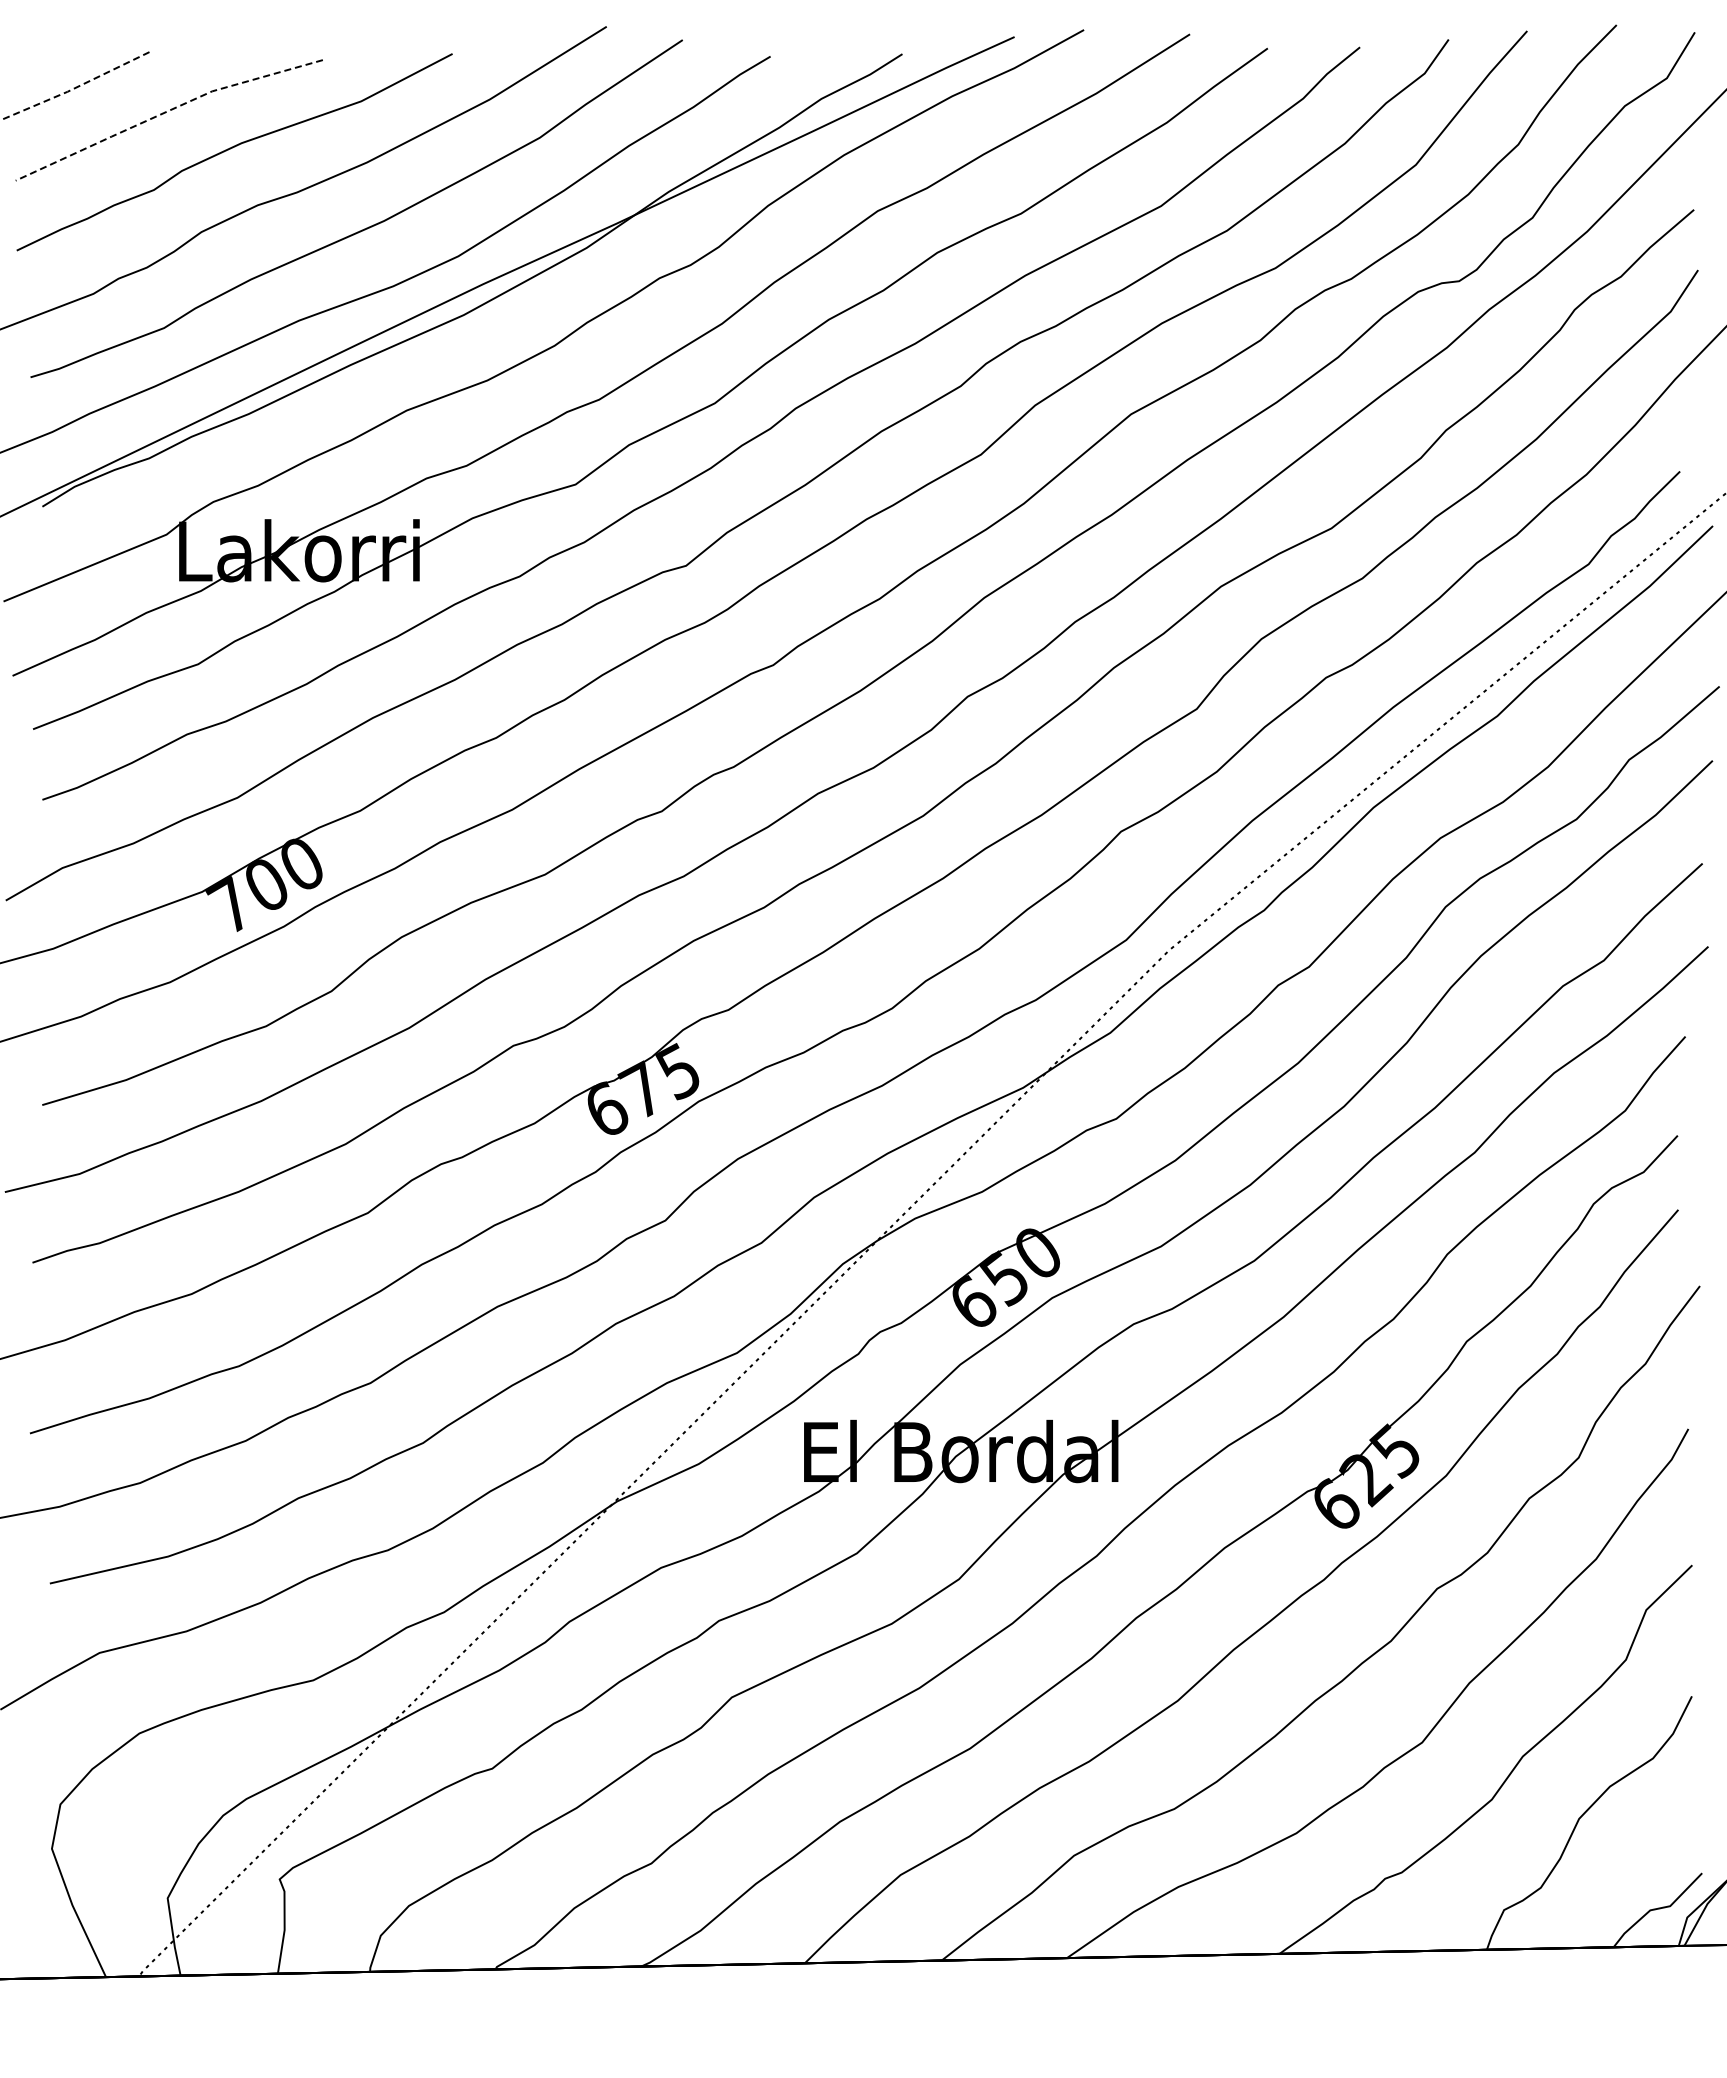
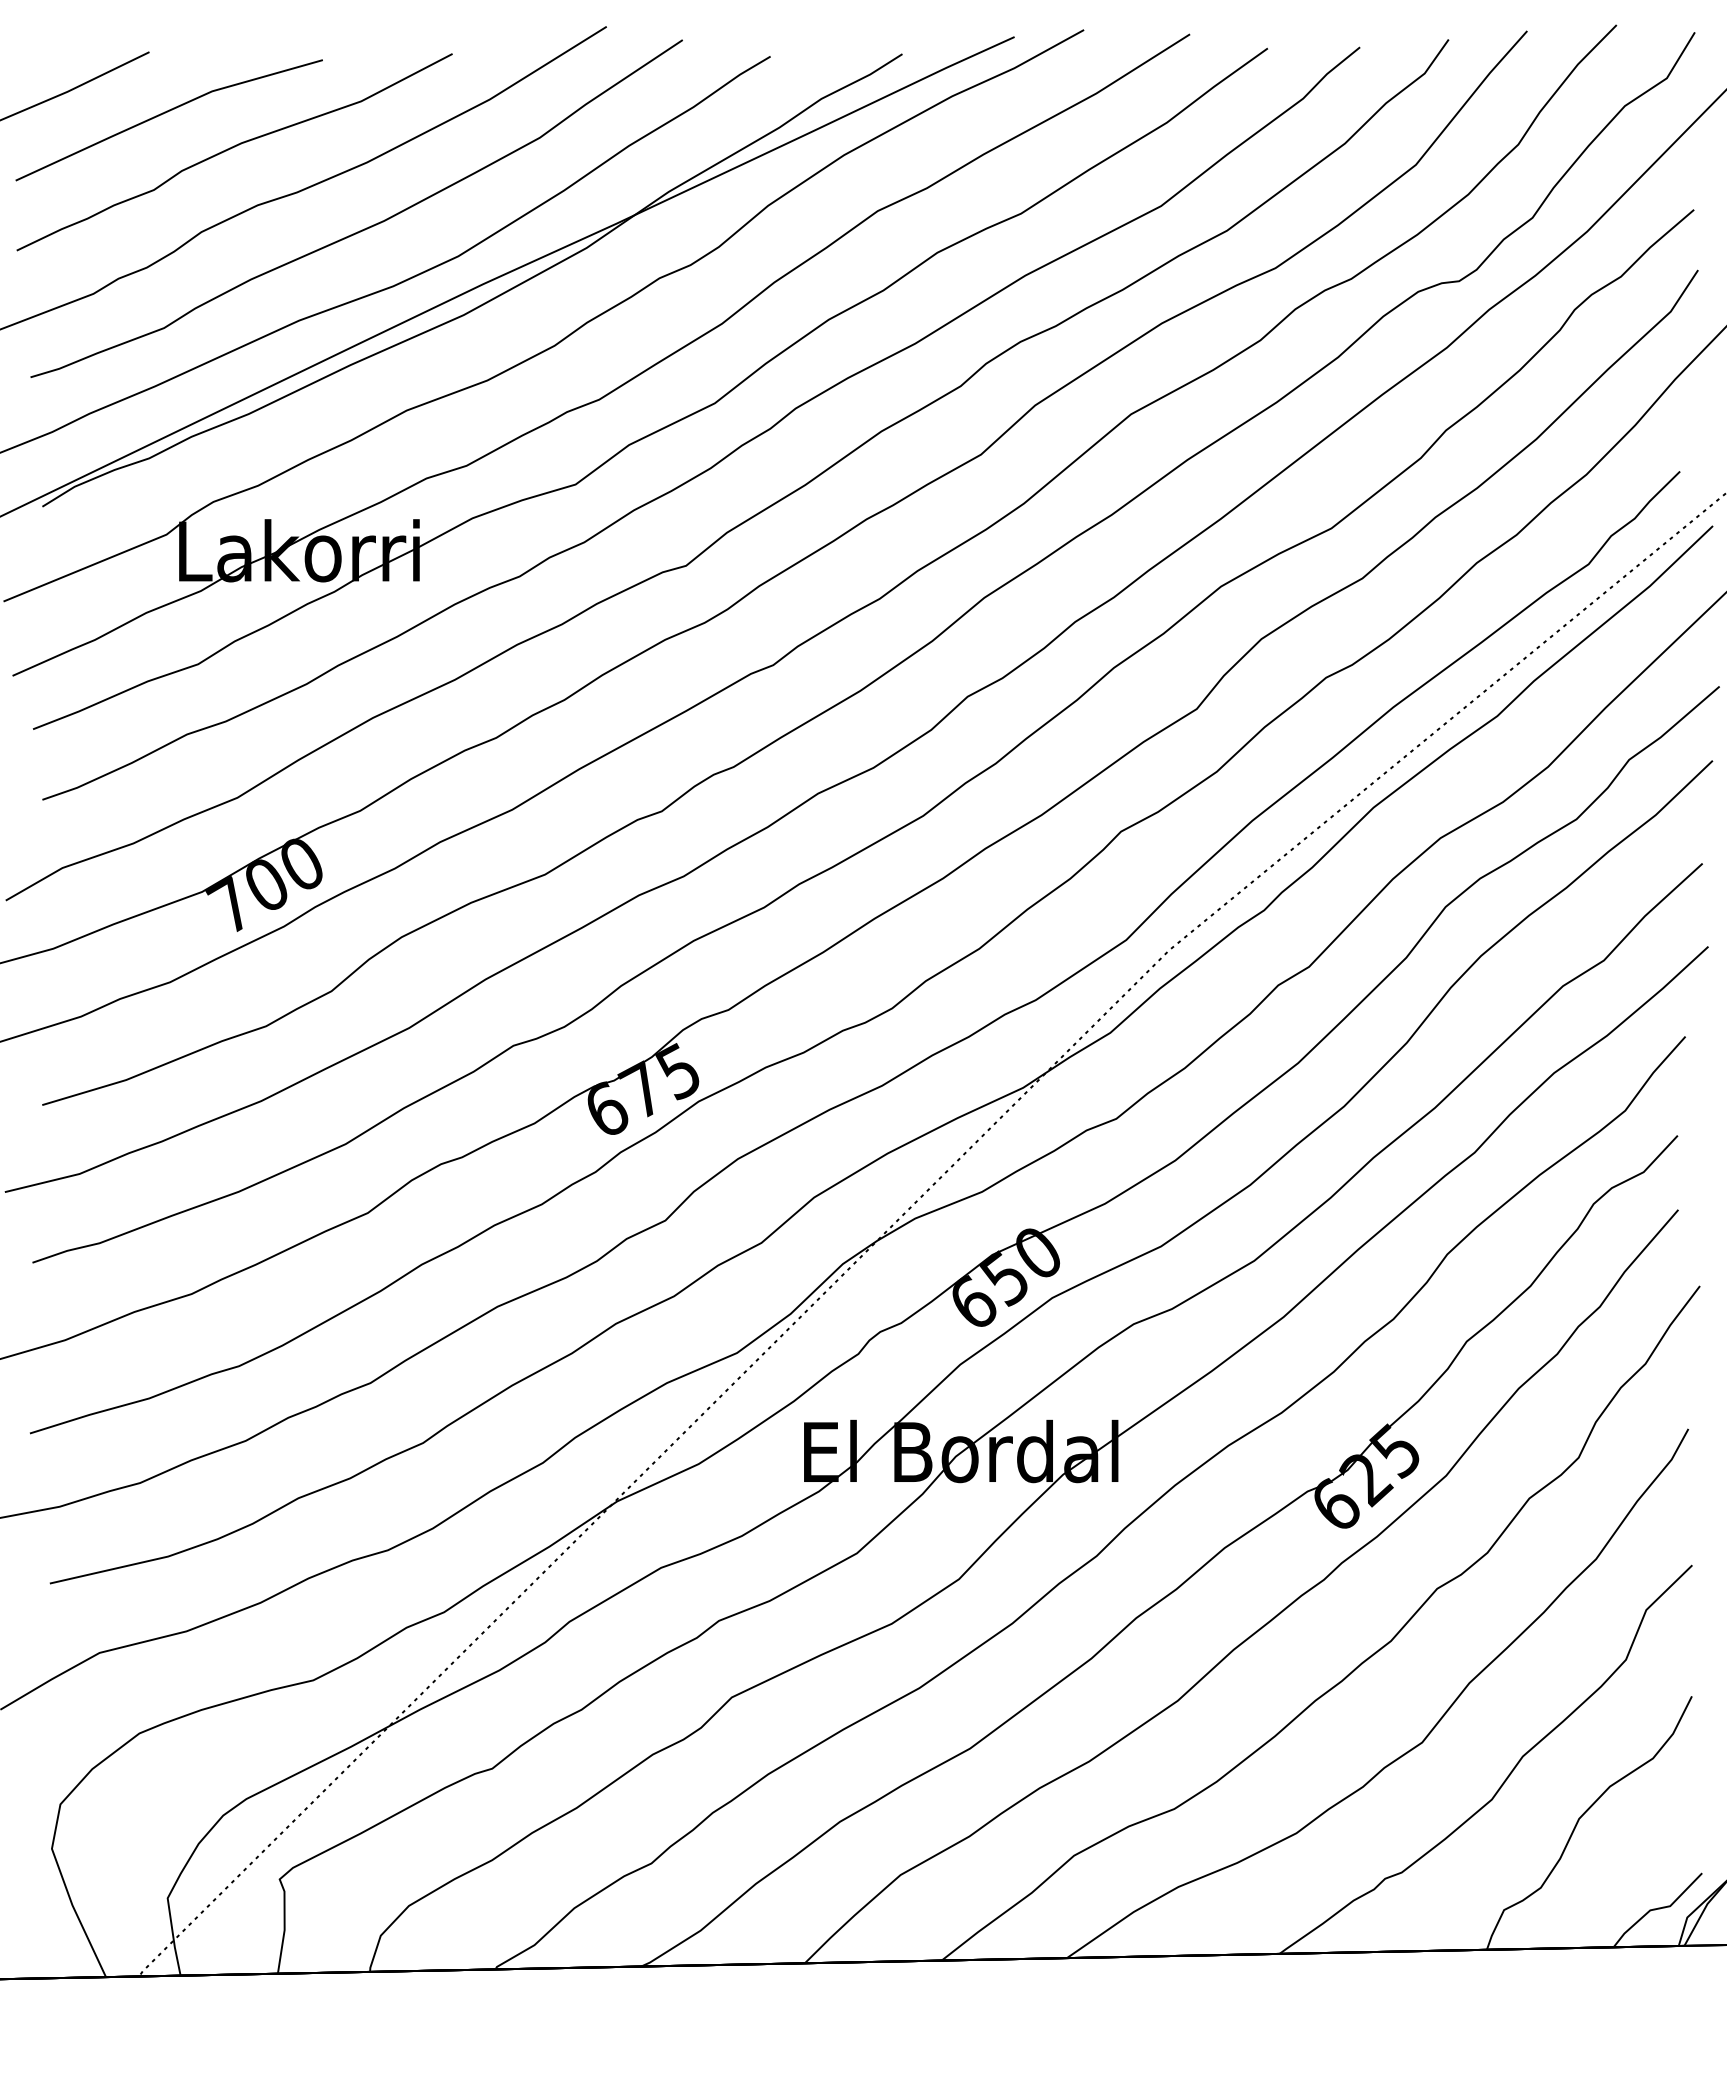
line: dashed -> solid (74, 88)
line: dashed -> solid (166, 112)
